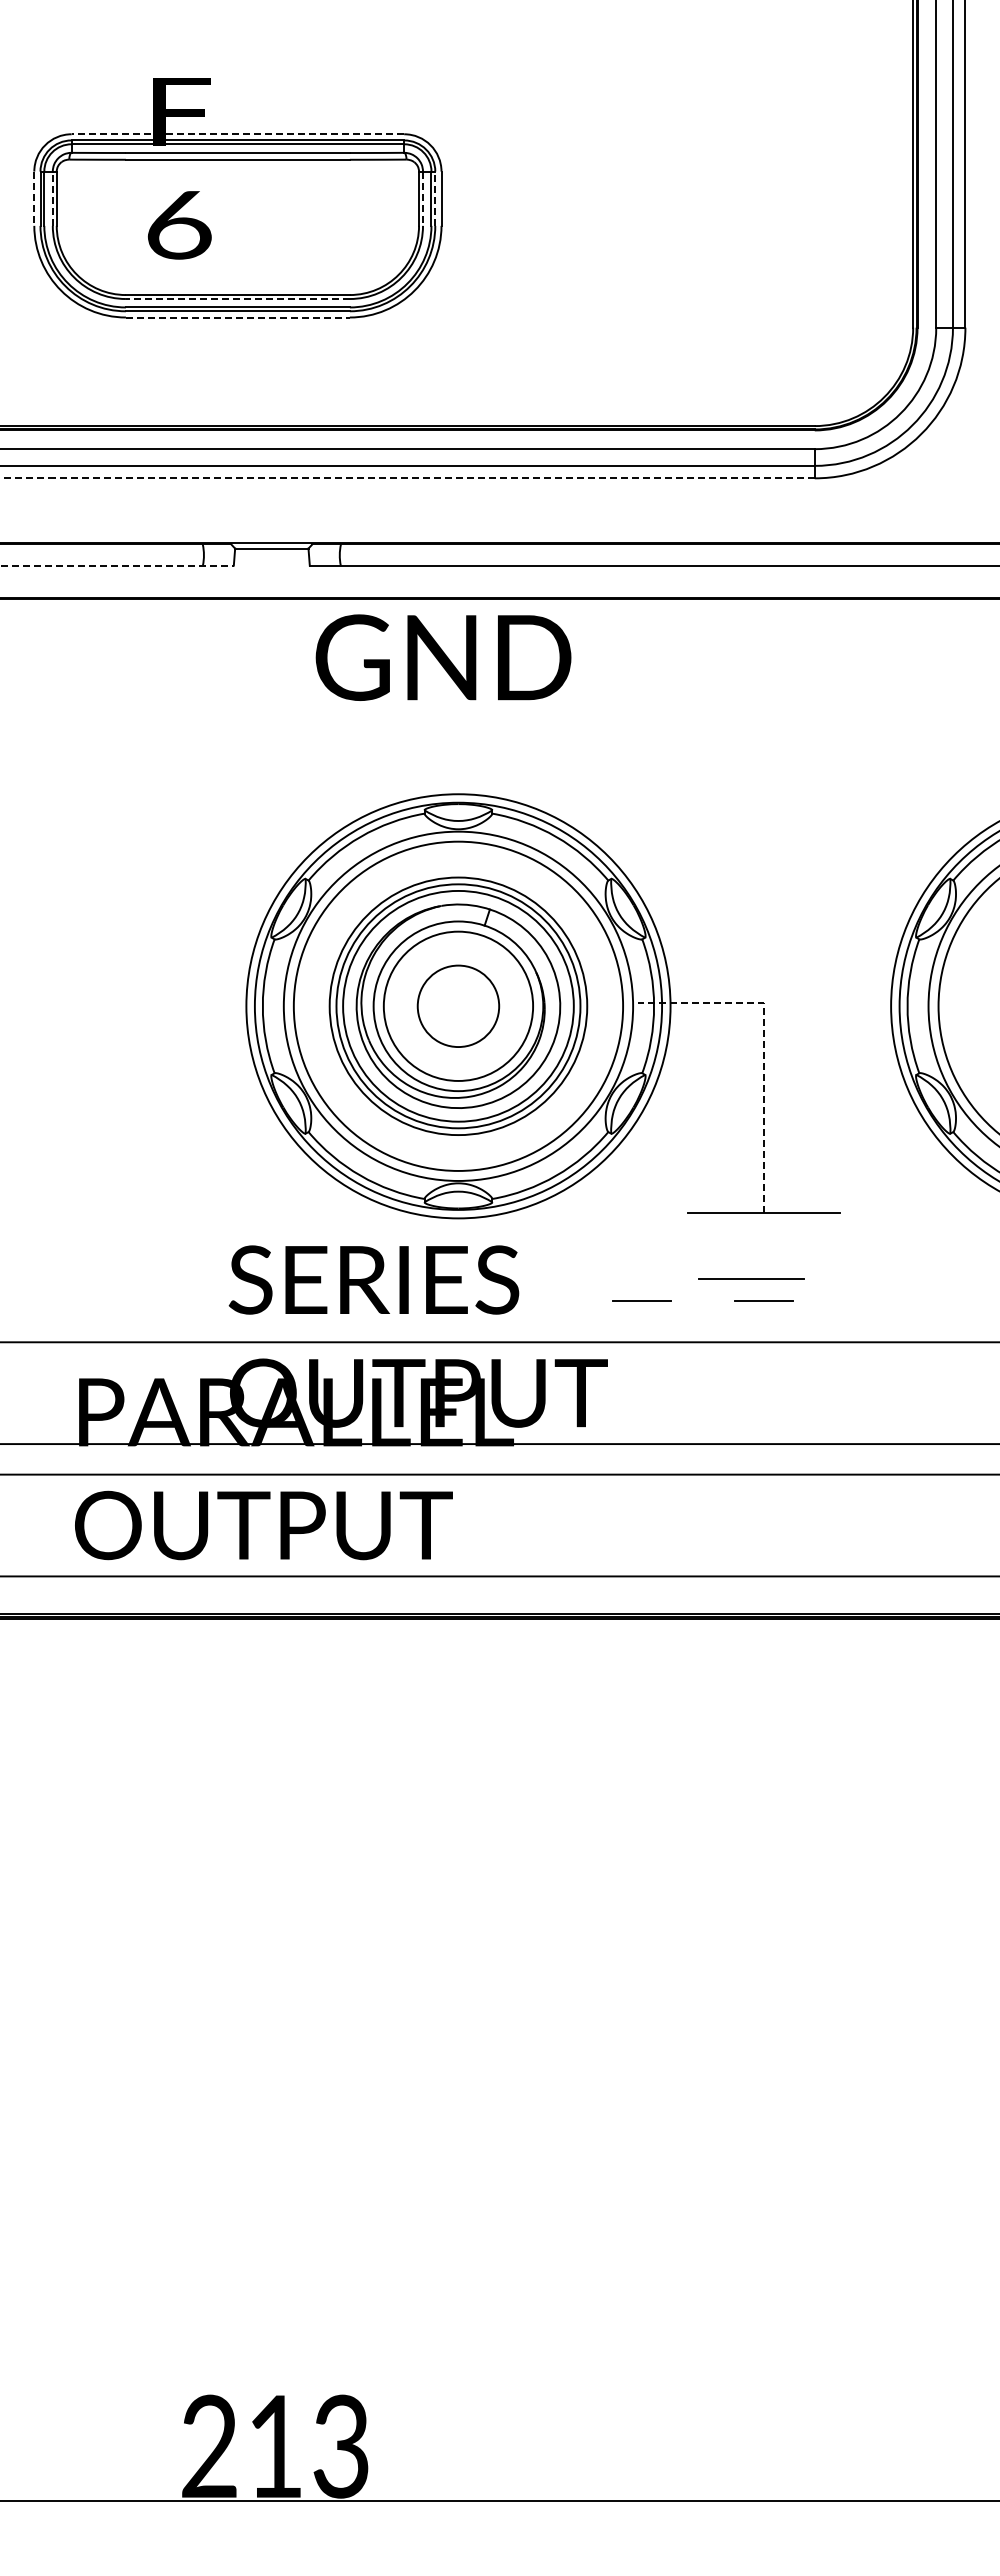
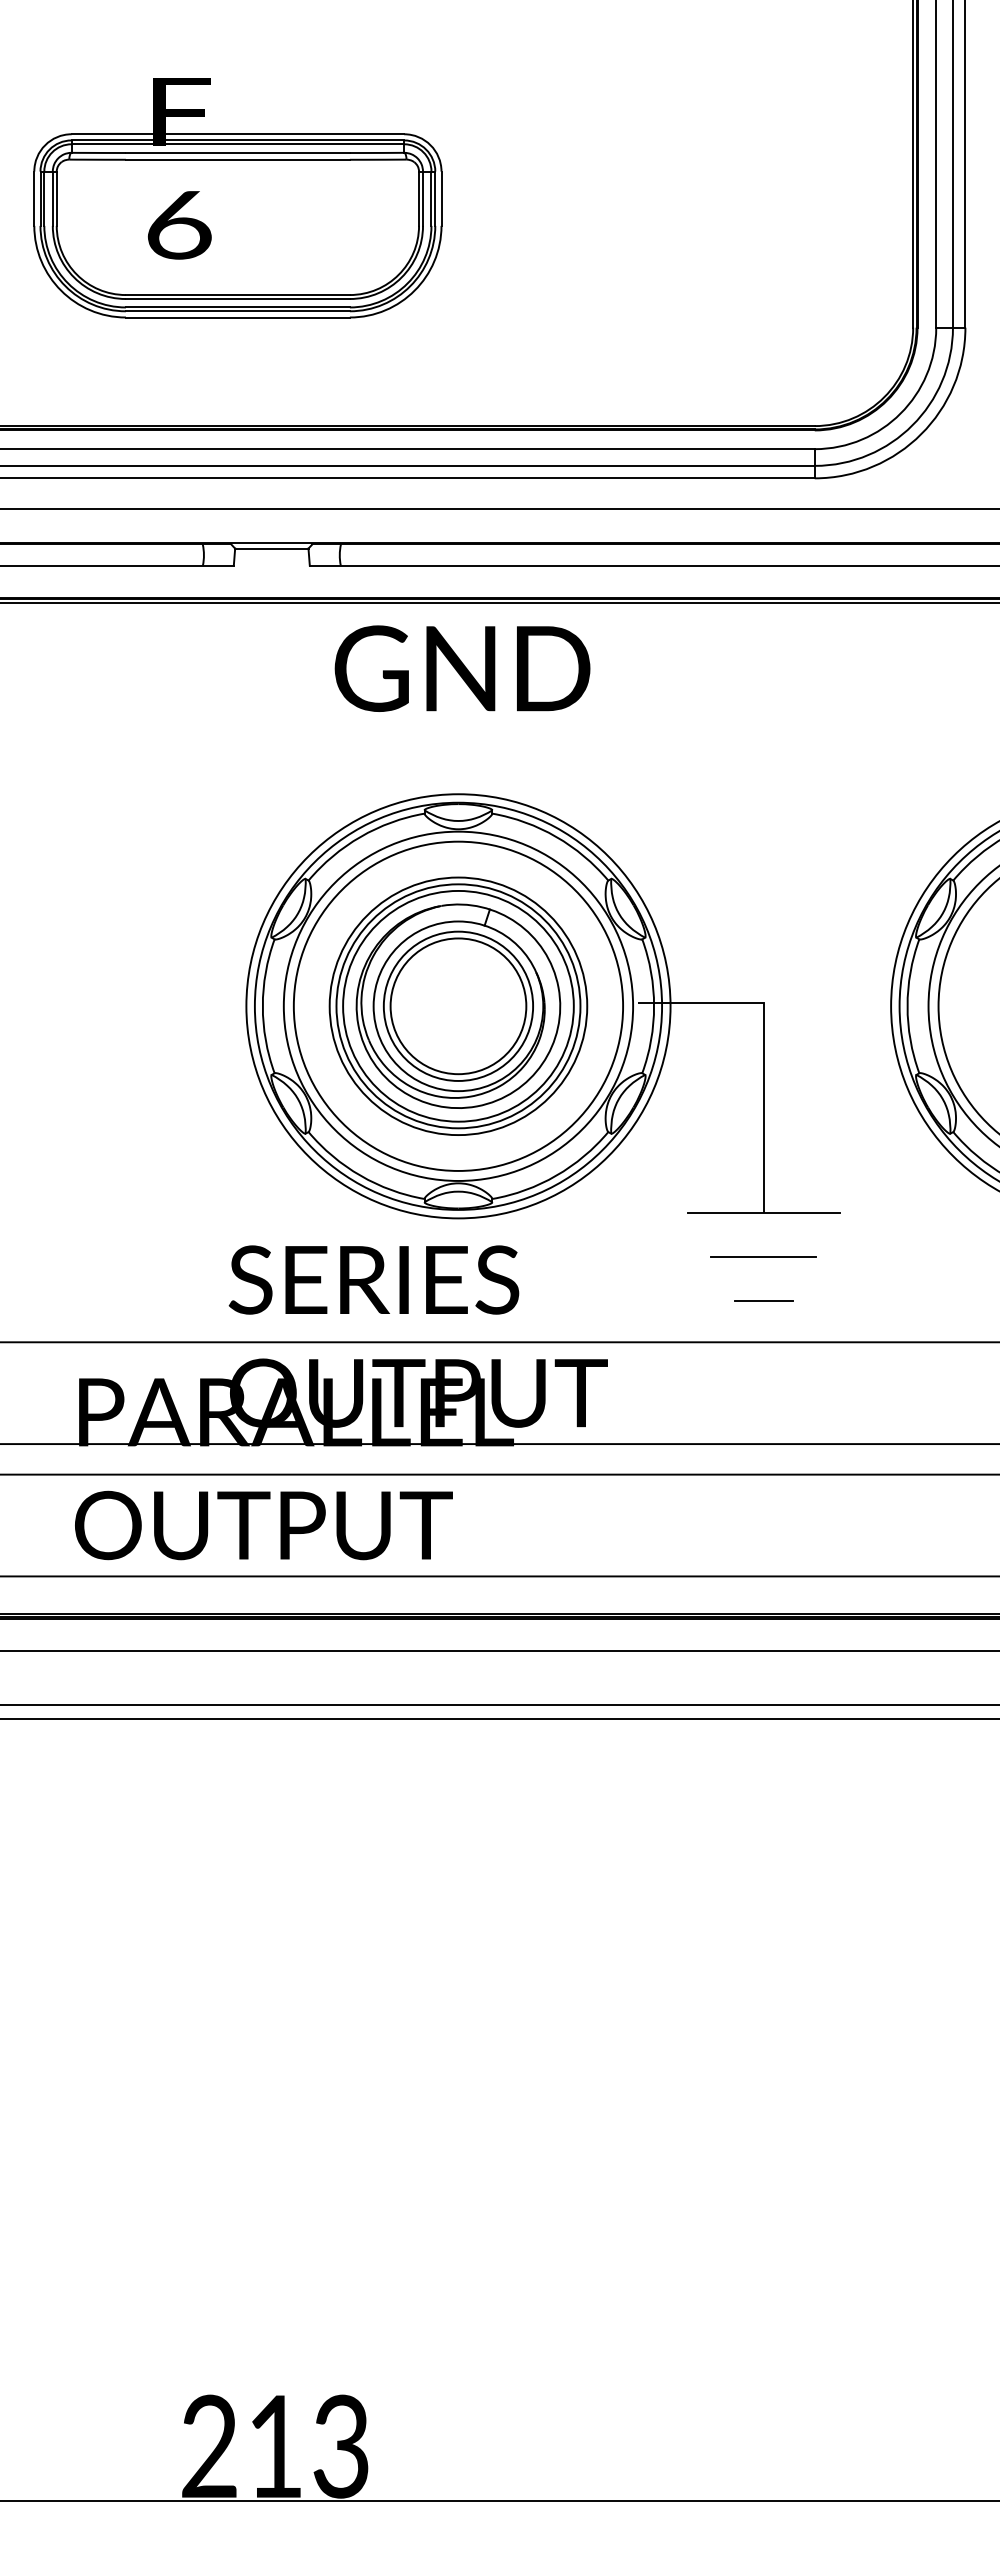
line: dashed -> solid (237, 134)
line: dashed -> solid (52, 198)
line: dashed -> solid (435, 198)
line: dashed -> solid (34, 199)
line: dashed -> solid (423, 199)
line: dashed -> solid (237, 299)
line: dashed -> solid (237, 317)
line: dashed -> solid (407, 478)
line: none -> present (499, 508)
line: dashed -> solid (116, 565)
line: none -> present (499, 602)
text position: (443, 657) -> (462, 668) (462, 668)
circle diameter: 81 px -> 136 px (458, 1006)
line: dashed -> solid (763, 1044)
line position: (751, 1278) -> (763, 1256) (763, 1256)
line: present -> none (641, 1300)
line: none -> present (499, 1651)
line: none -> present (499, 1704)
line: none -> present (499, 1718)
